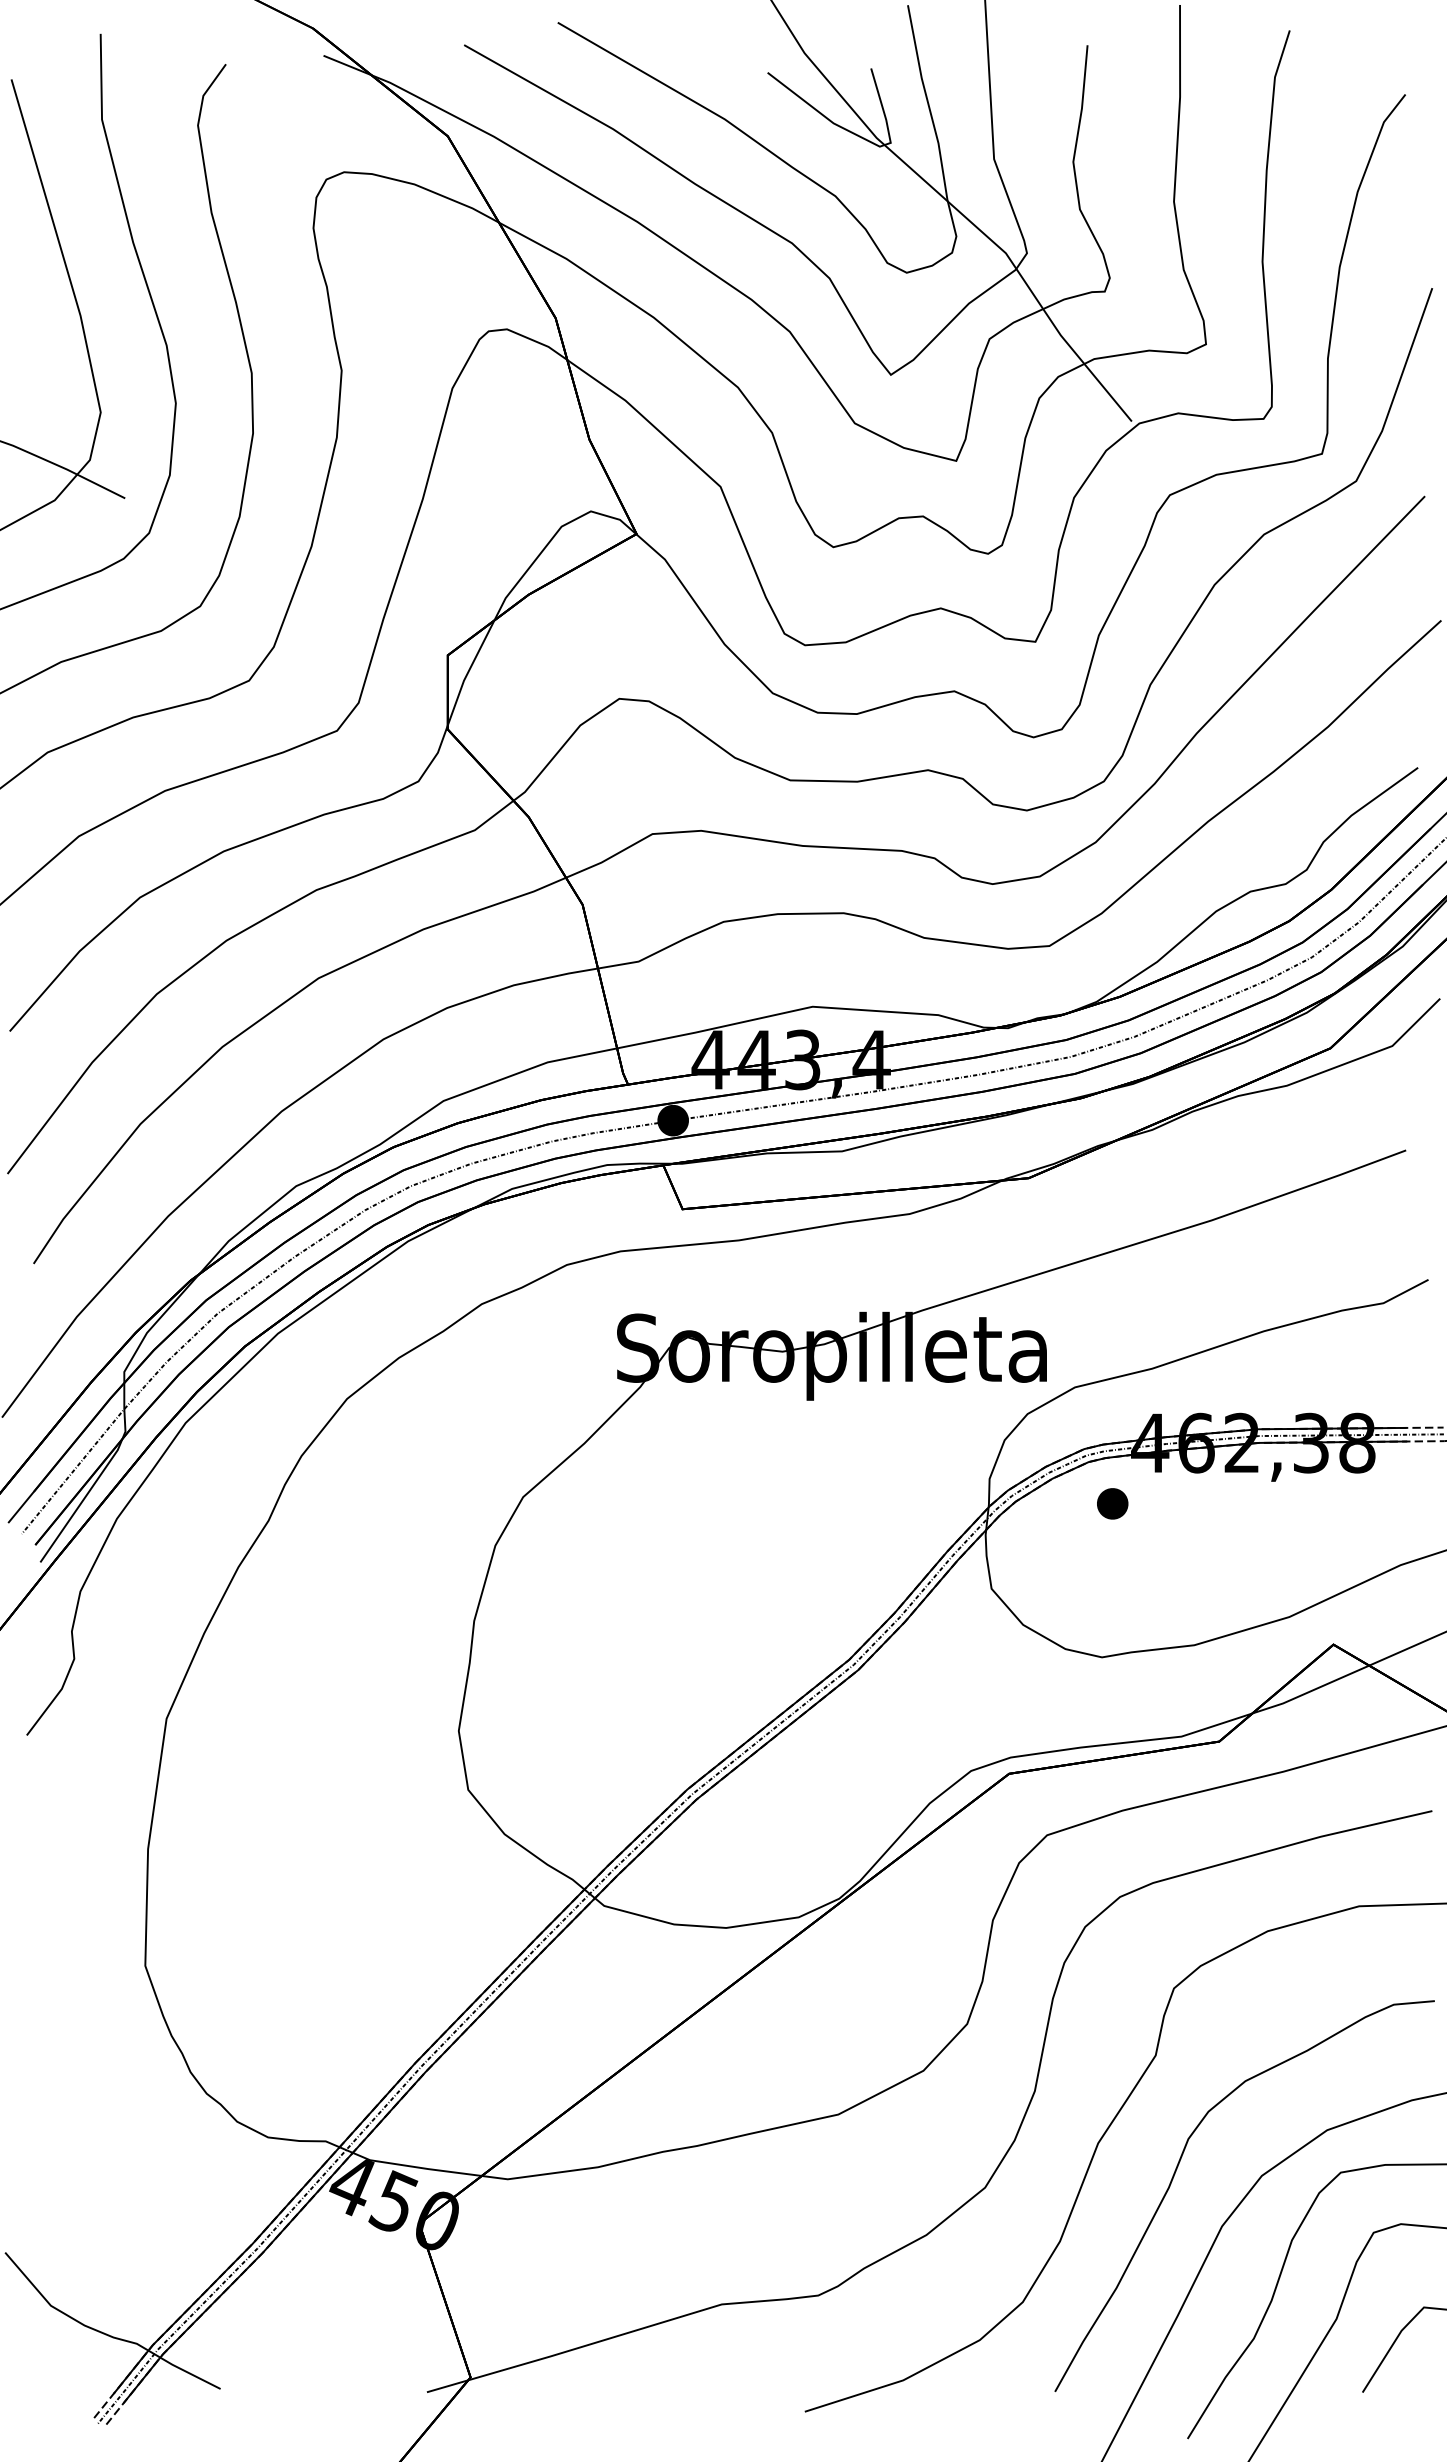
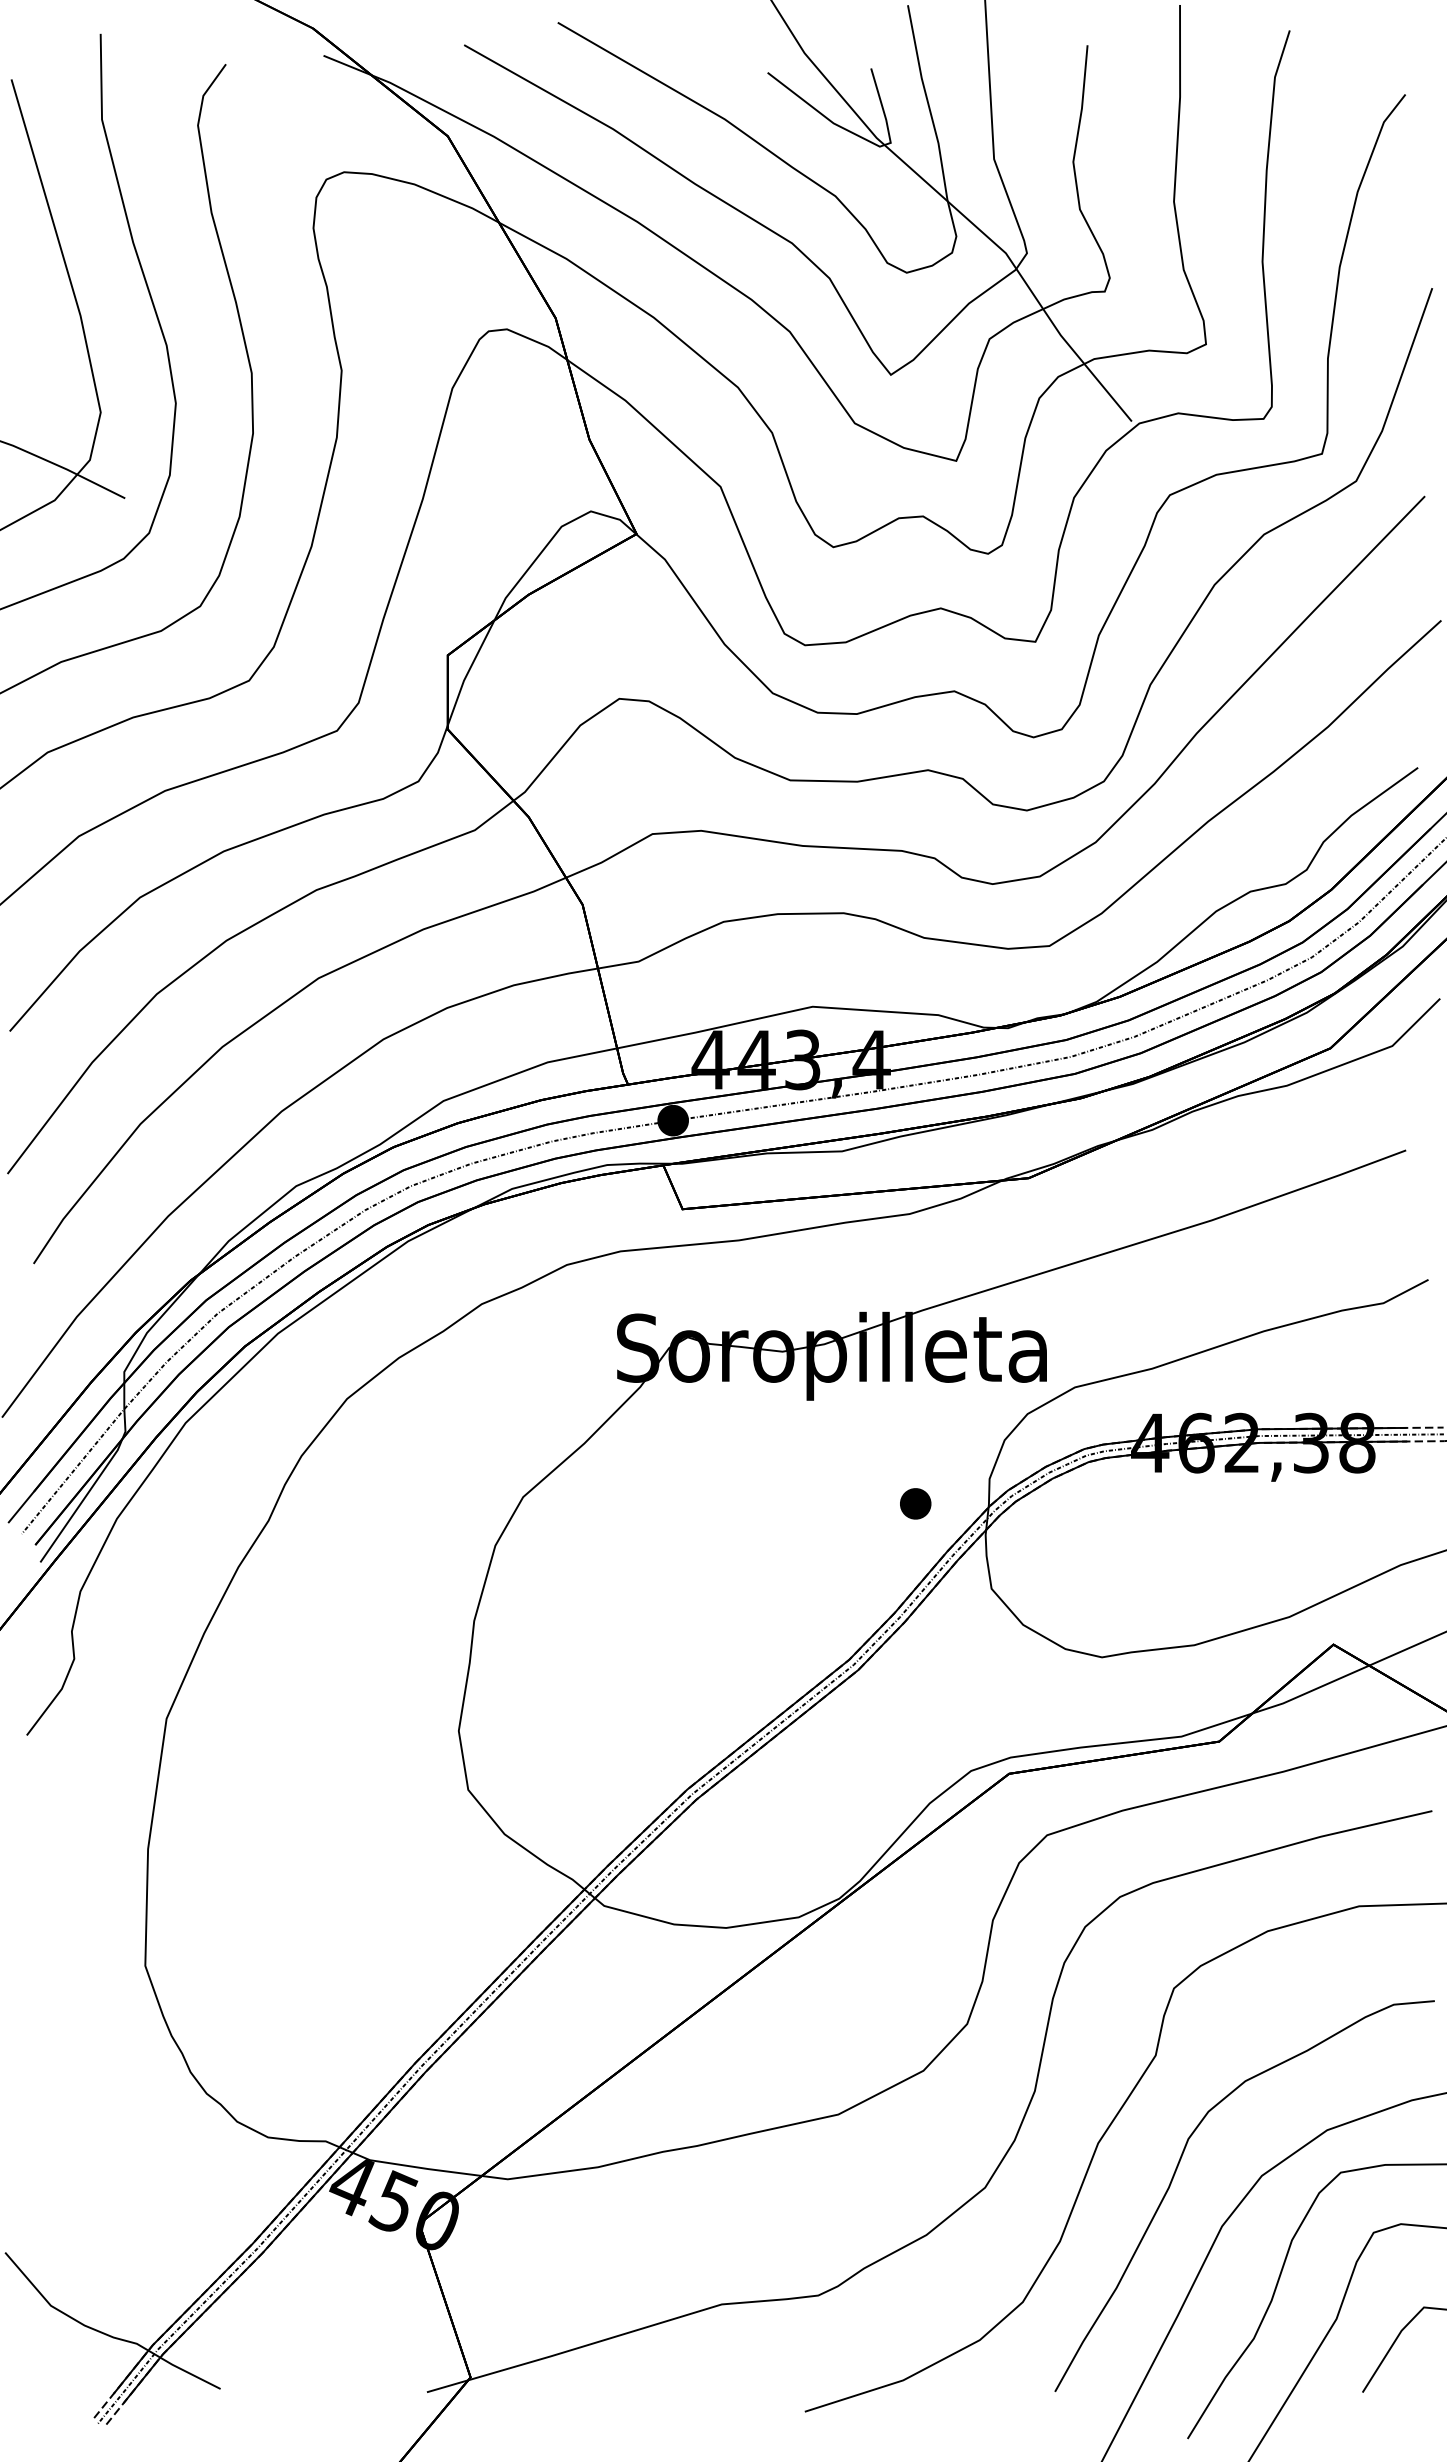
part position: (1112, 1503) -> (915, 1503) (915, 1503)
